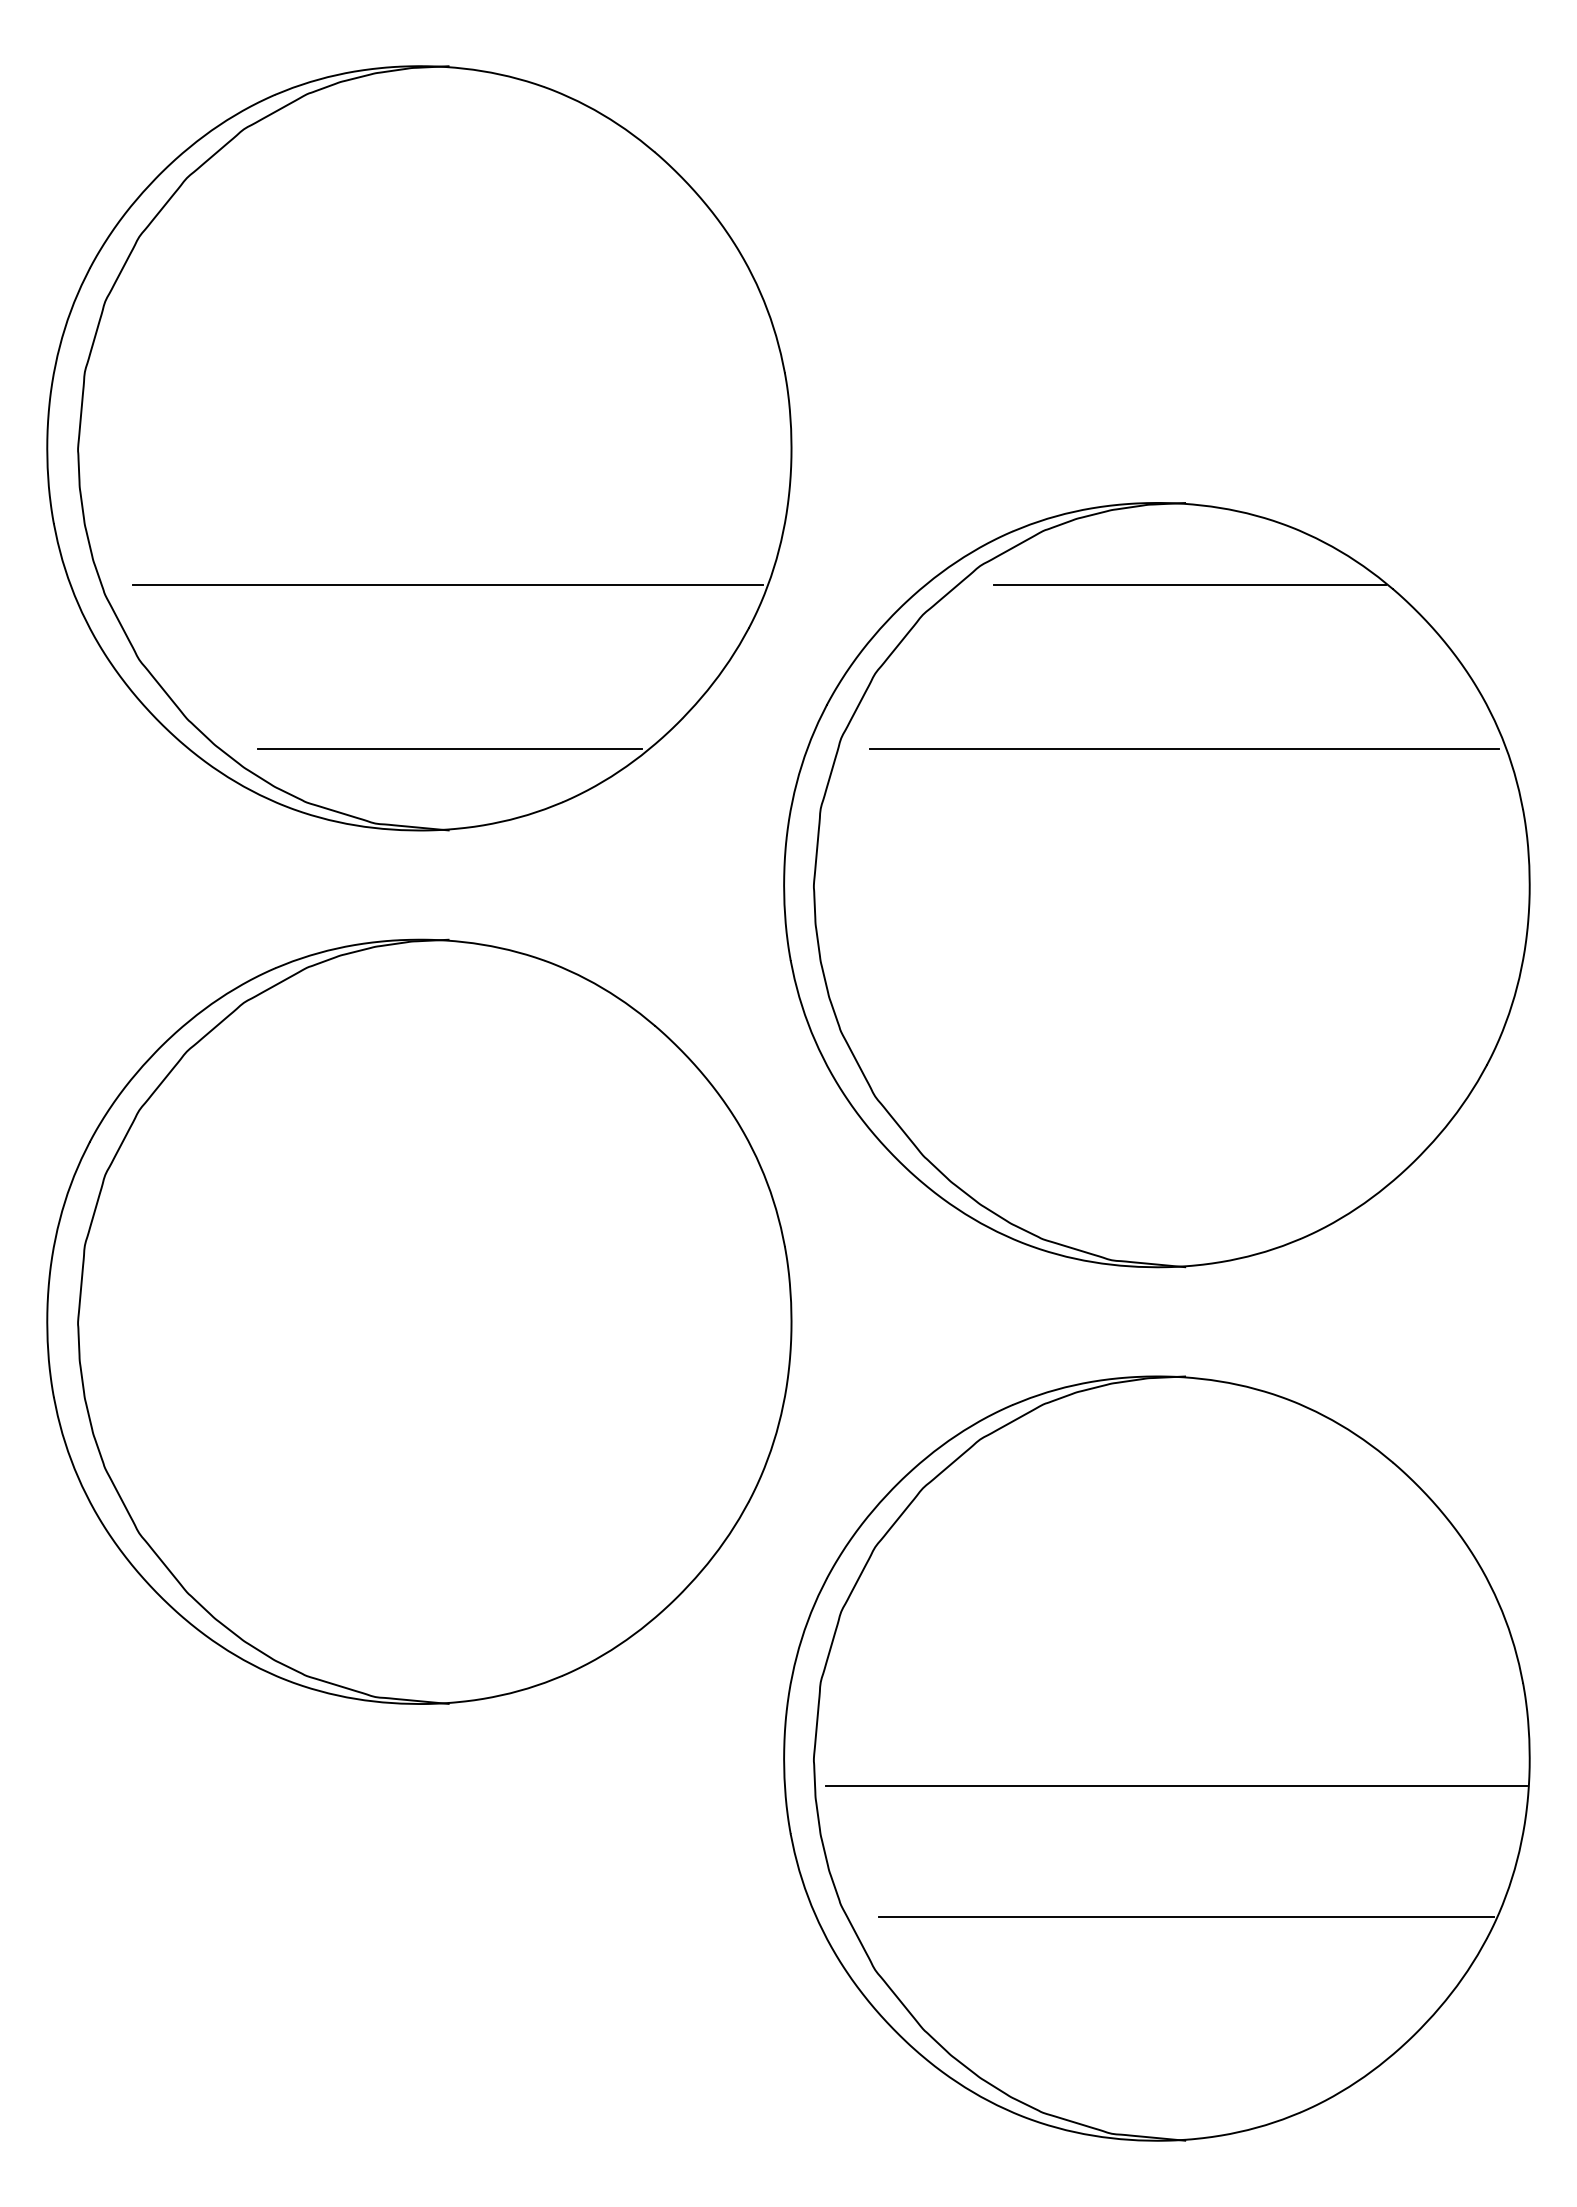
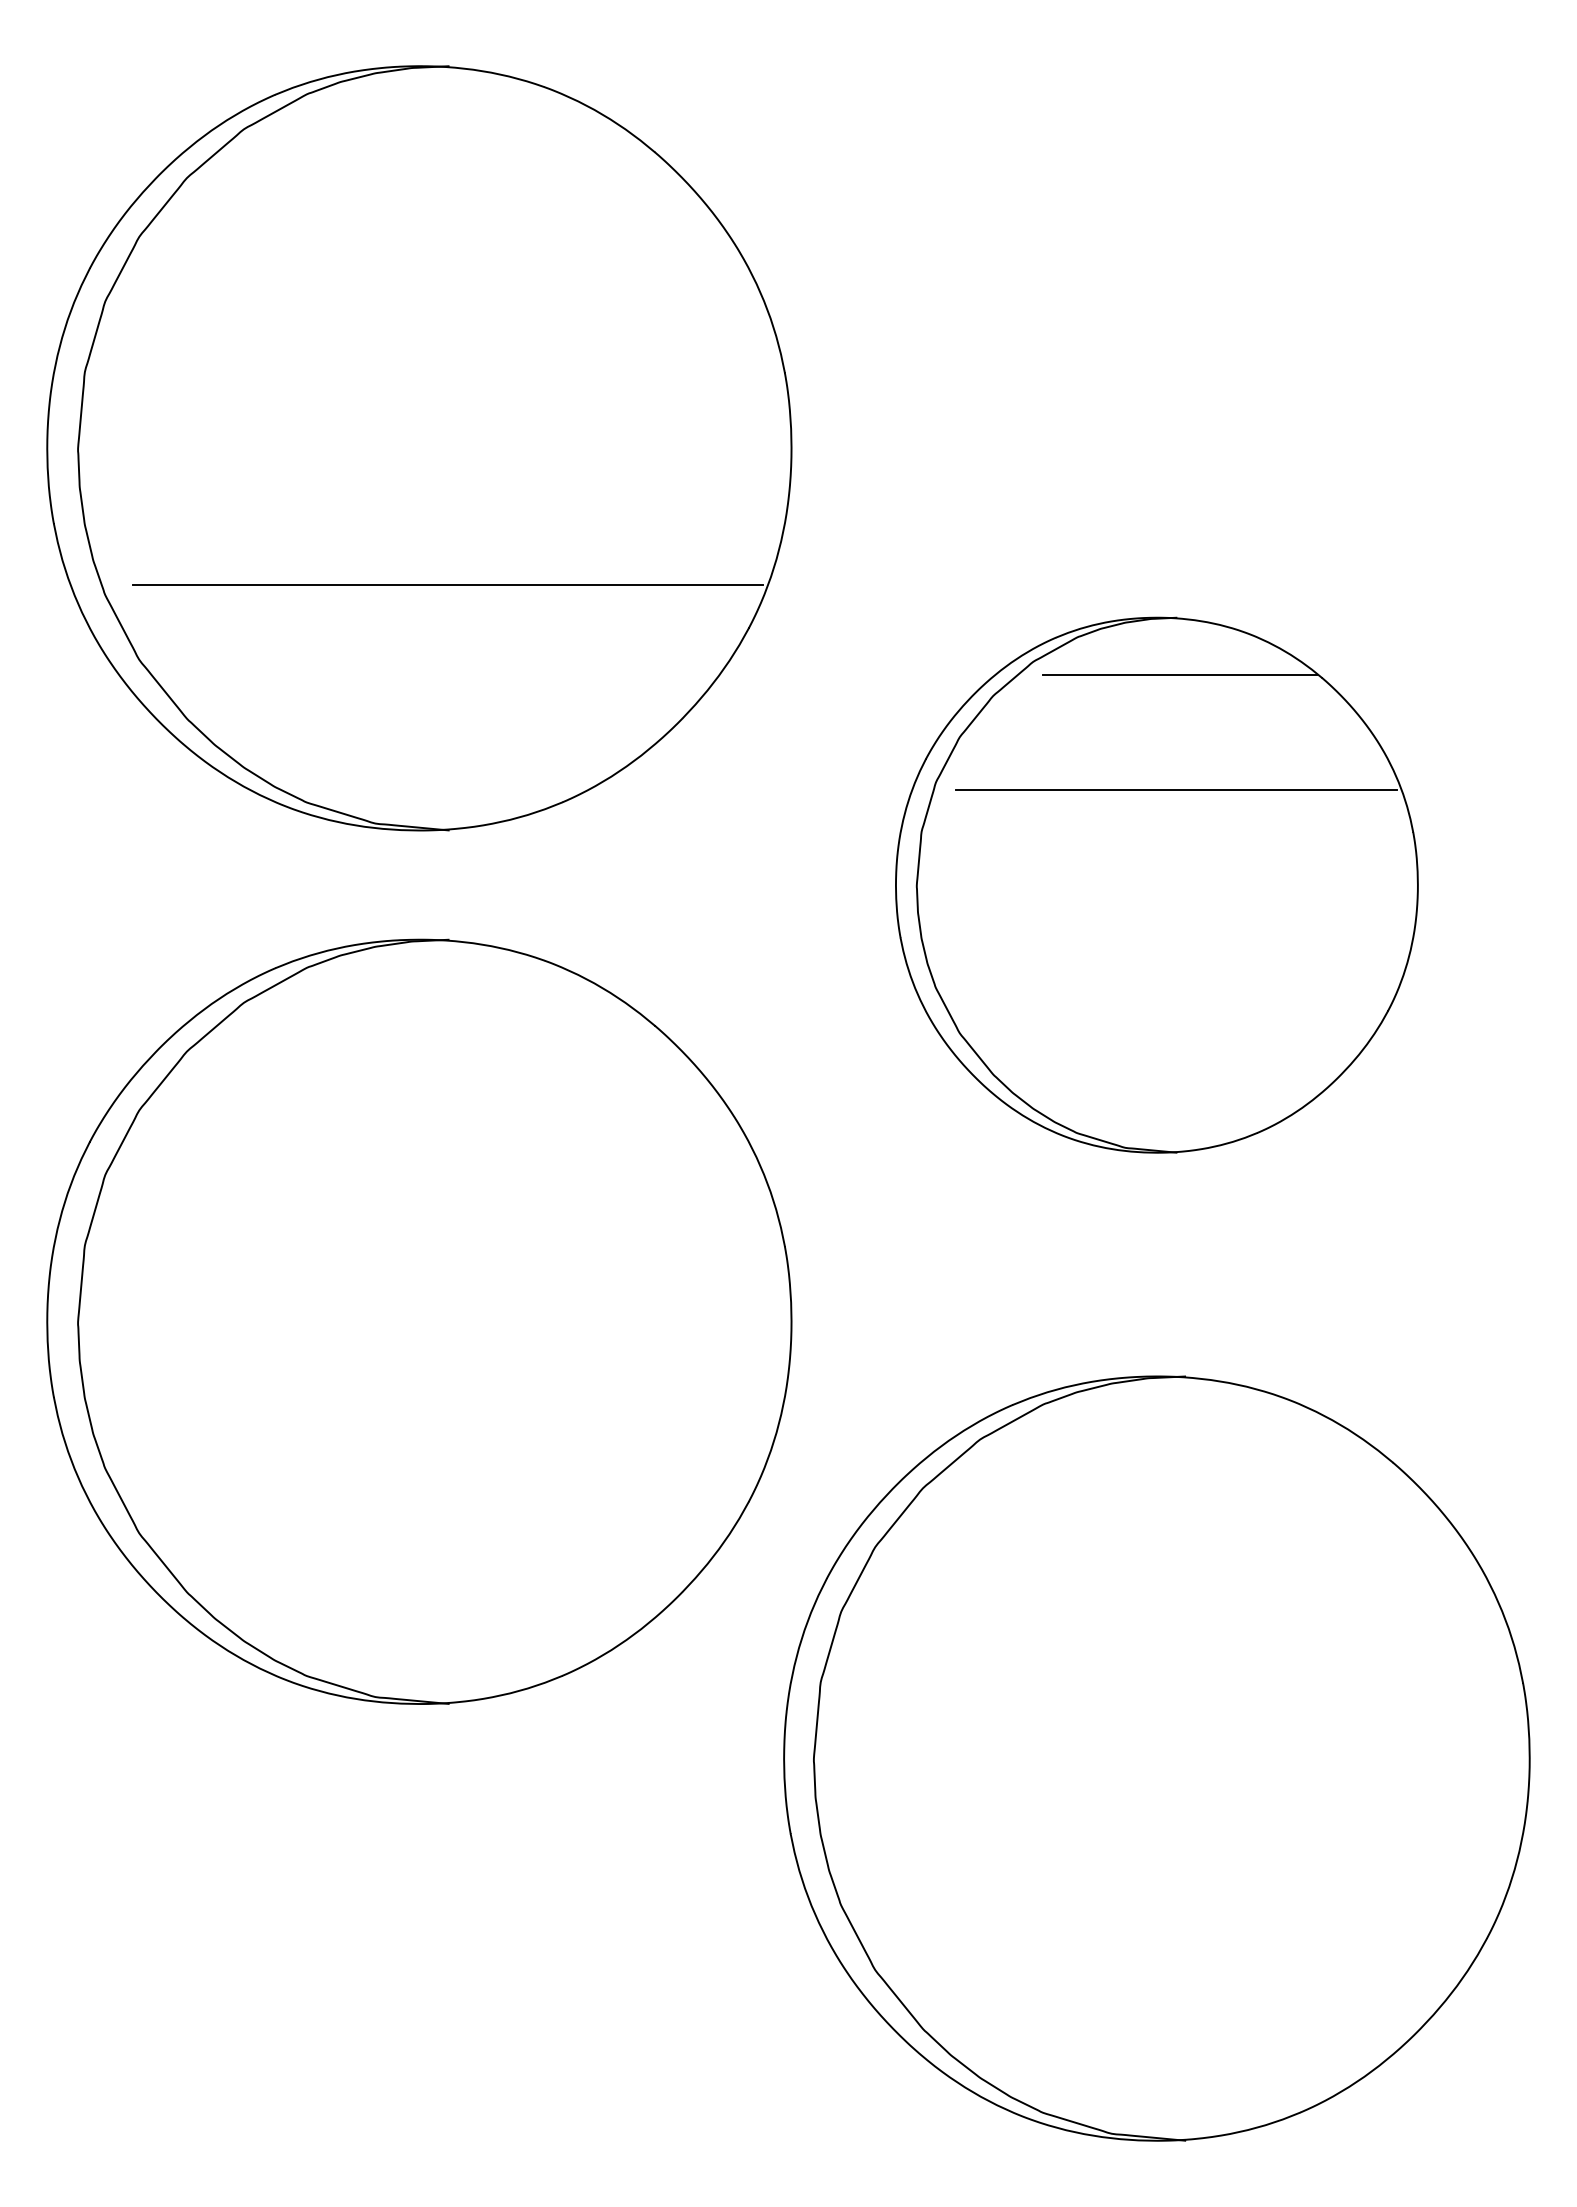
line: present -> none (449, 748)
part size: 748x767 px -> 524x538 px (1156, 884)
line: present -> none (1176, 1785)
line: present -> none (1185, 1916)
